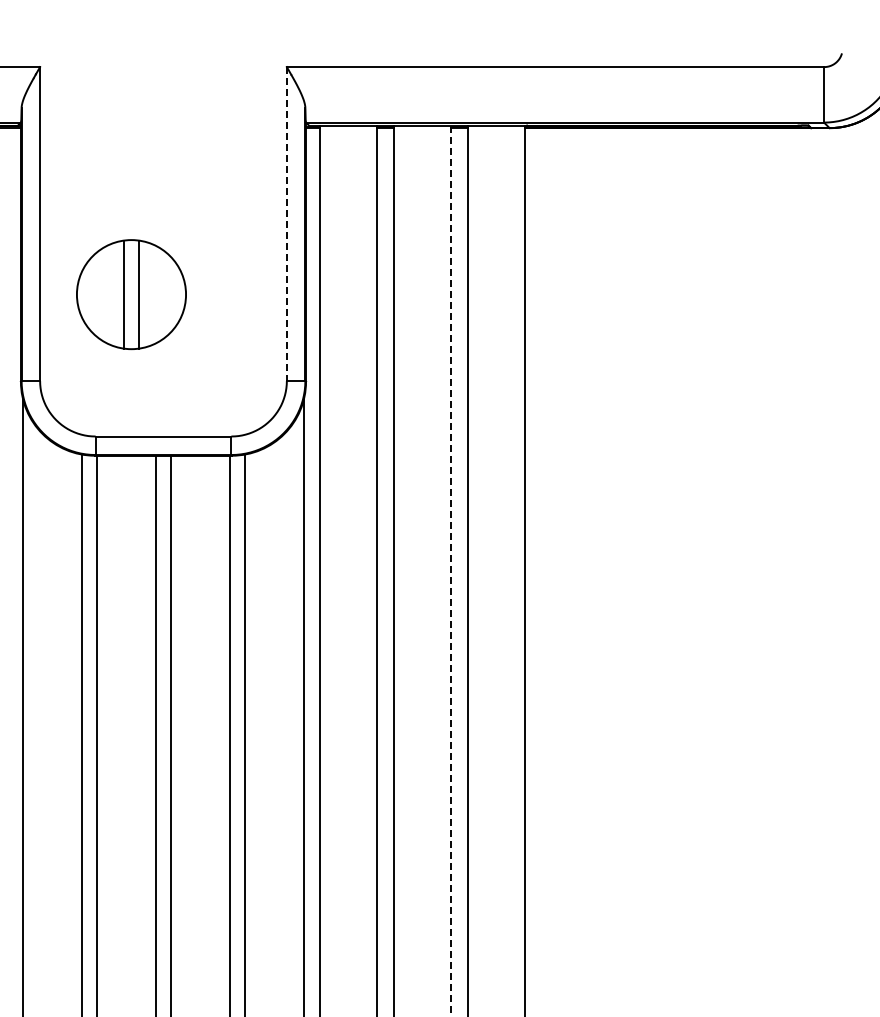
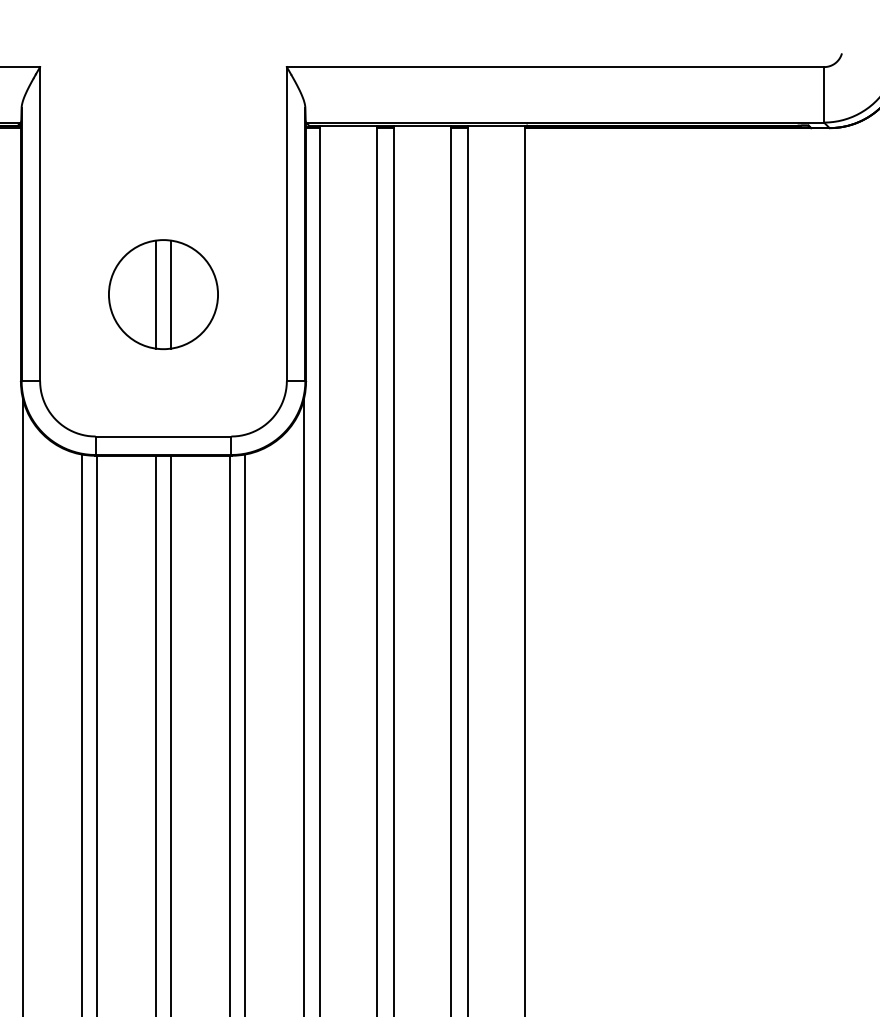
line: dashed -> solid (286, 224)
part position: (131, 294) -> (163, 294) (163, 294)
line: dashed -> solid (451, 571)
